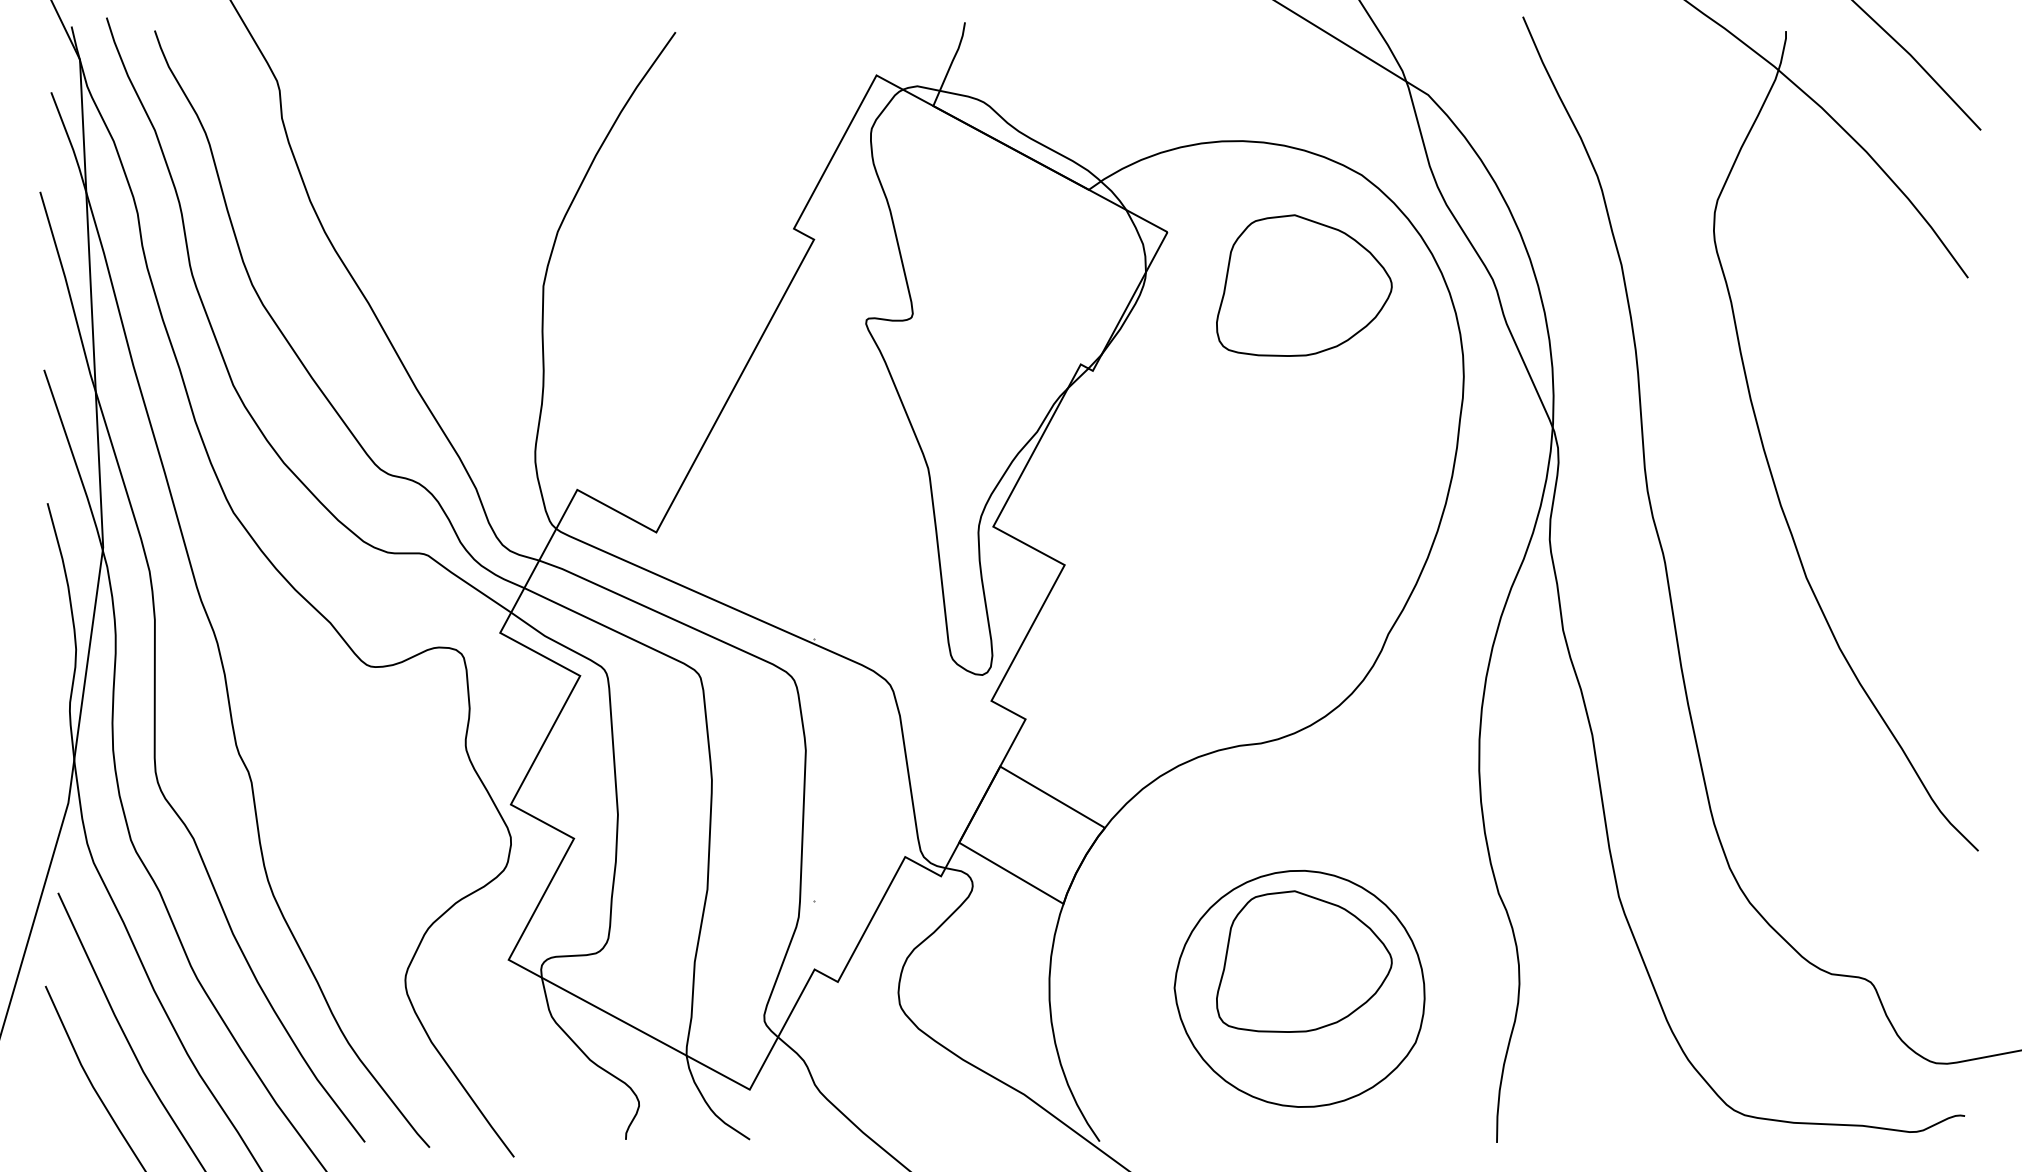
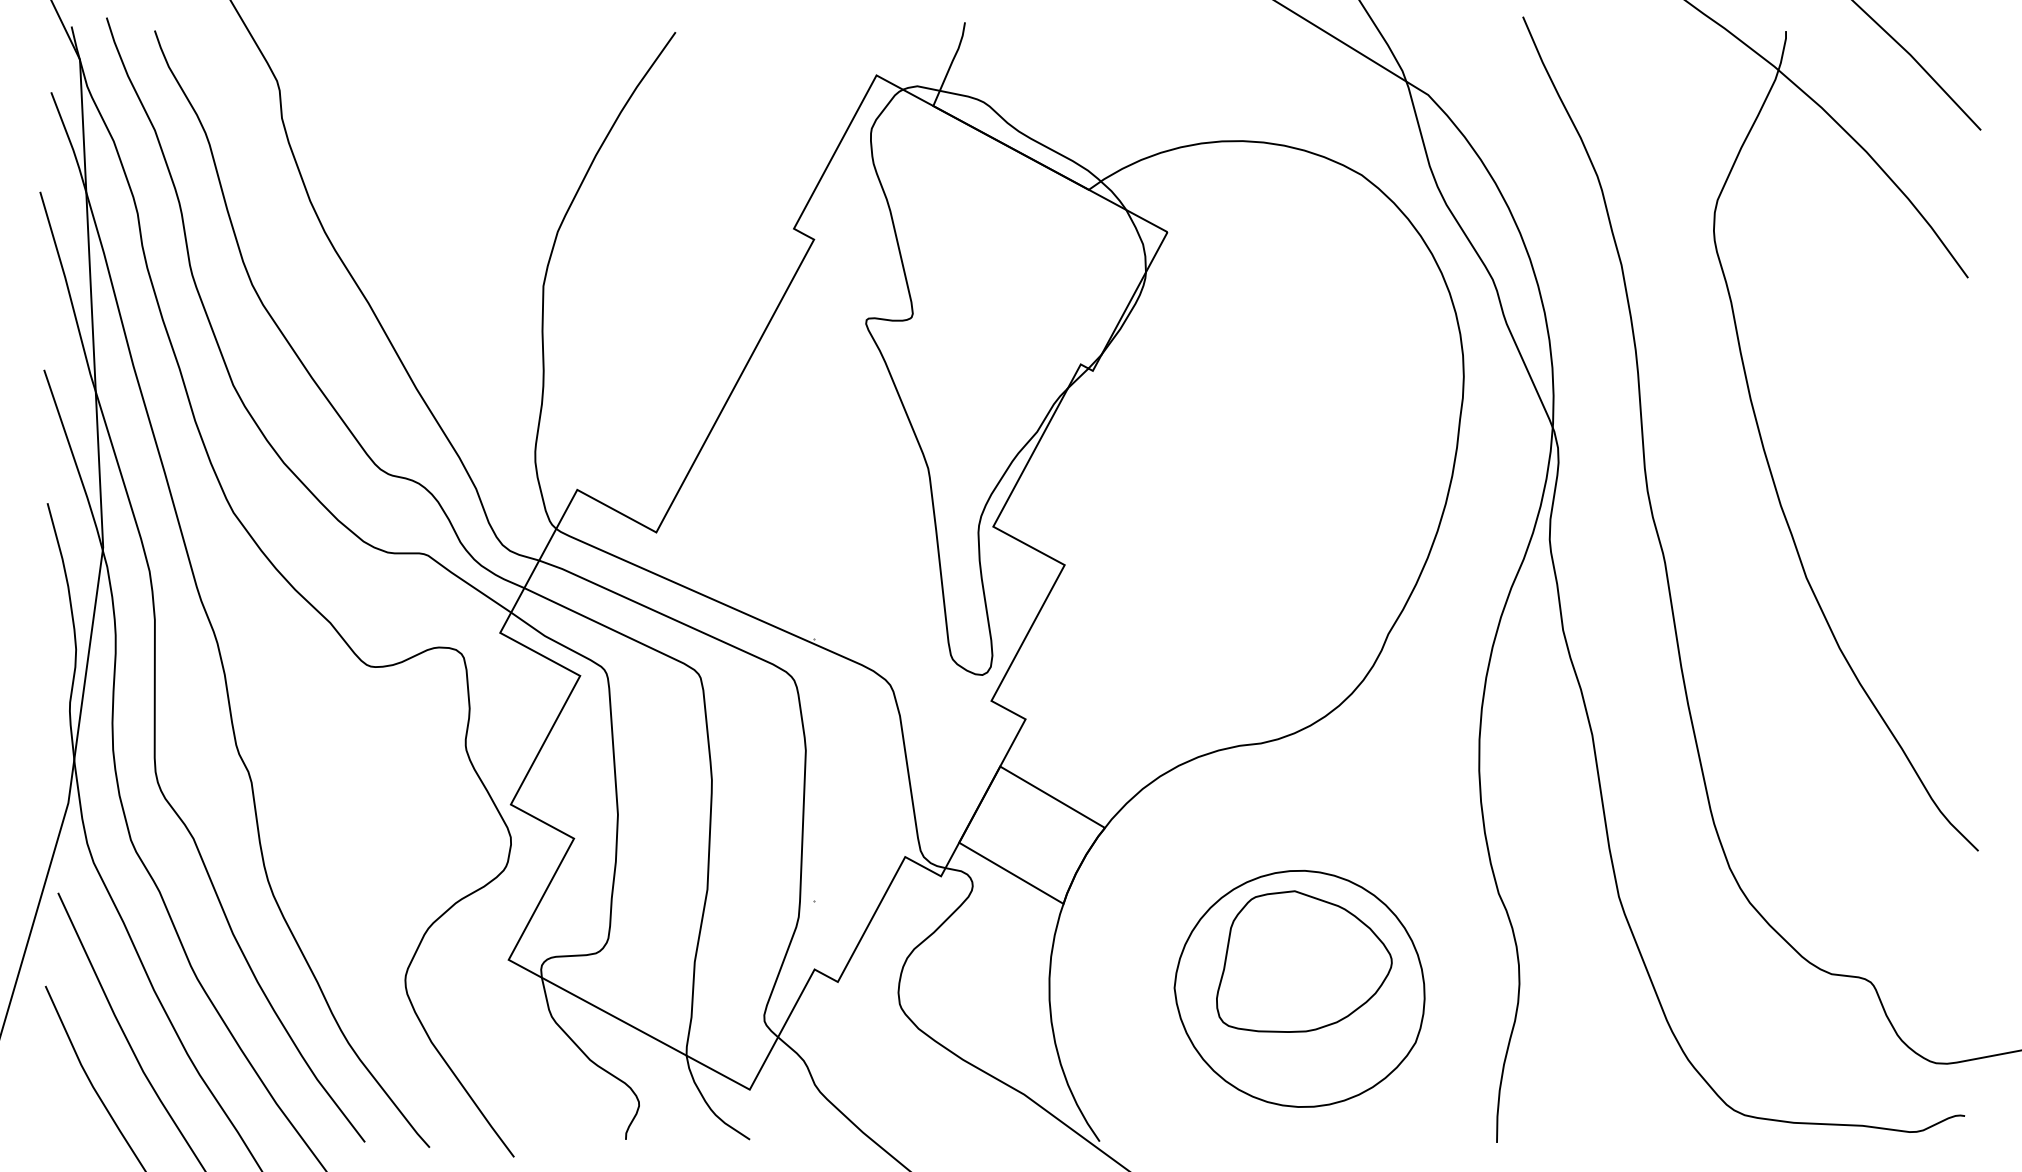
part: present -> none (1304, 285)
